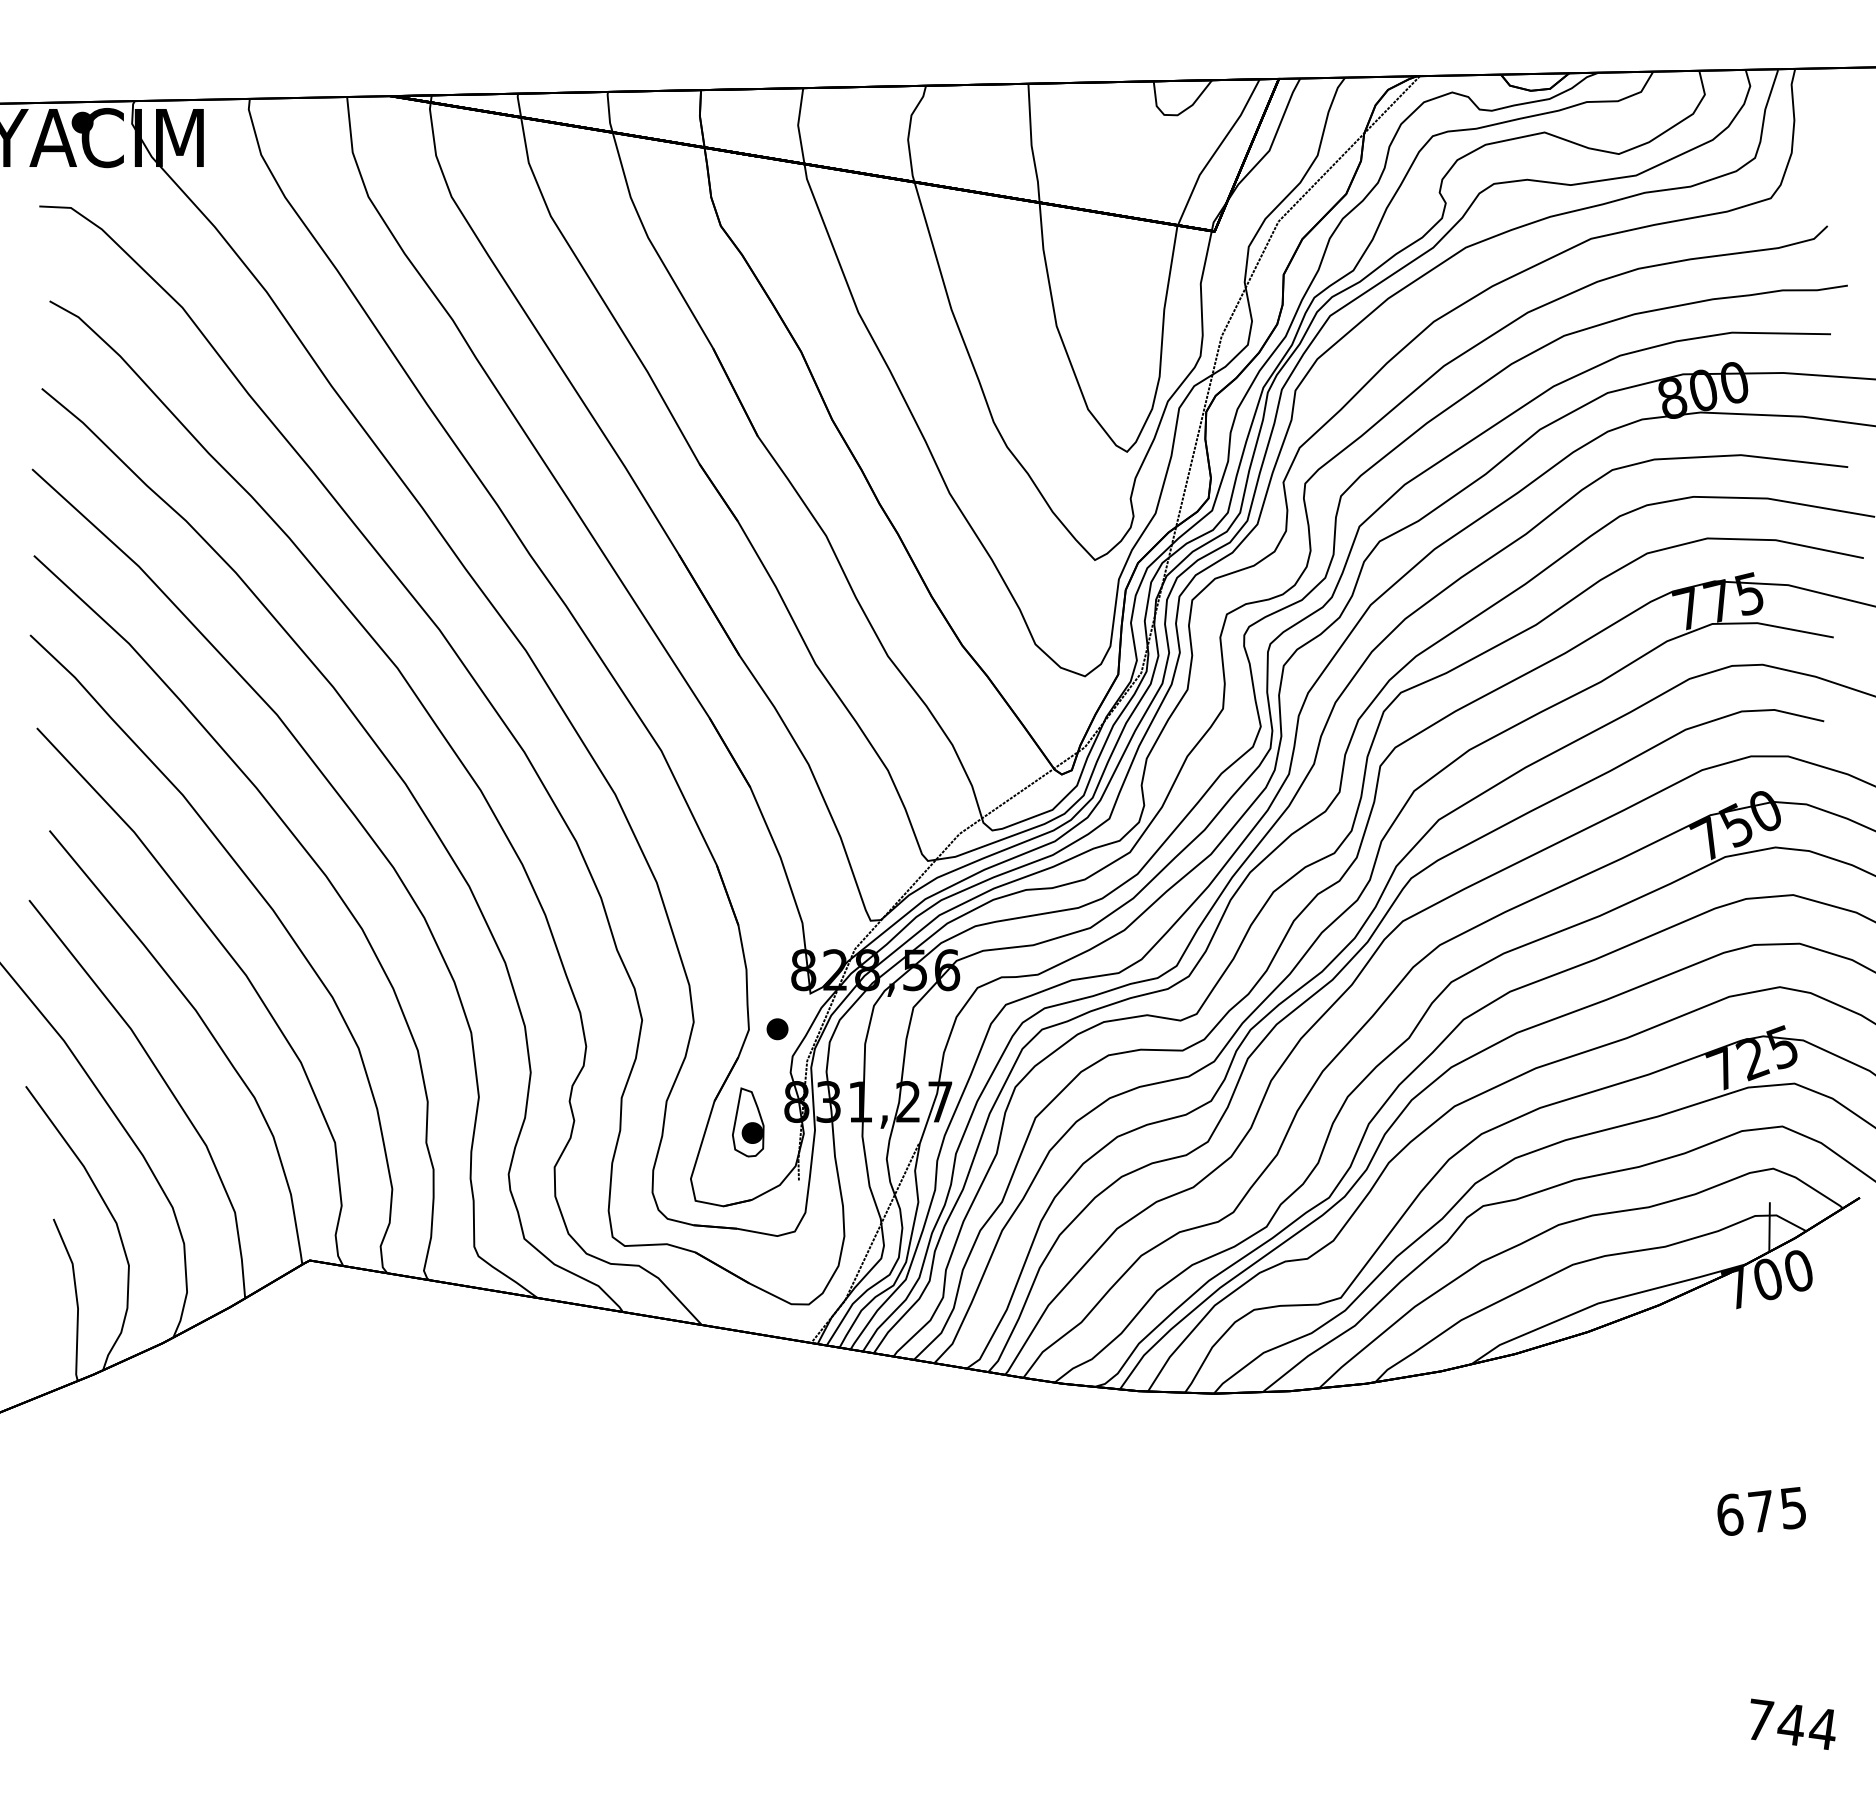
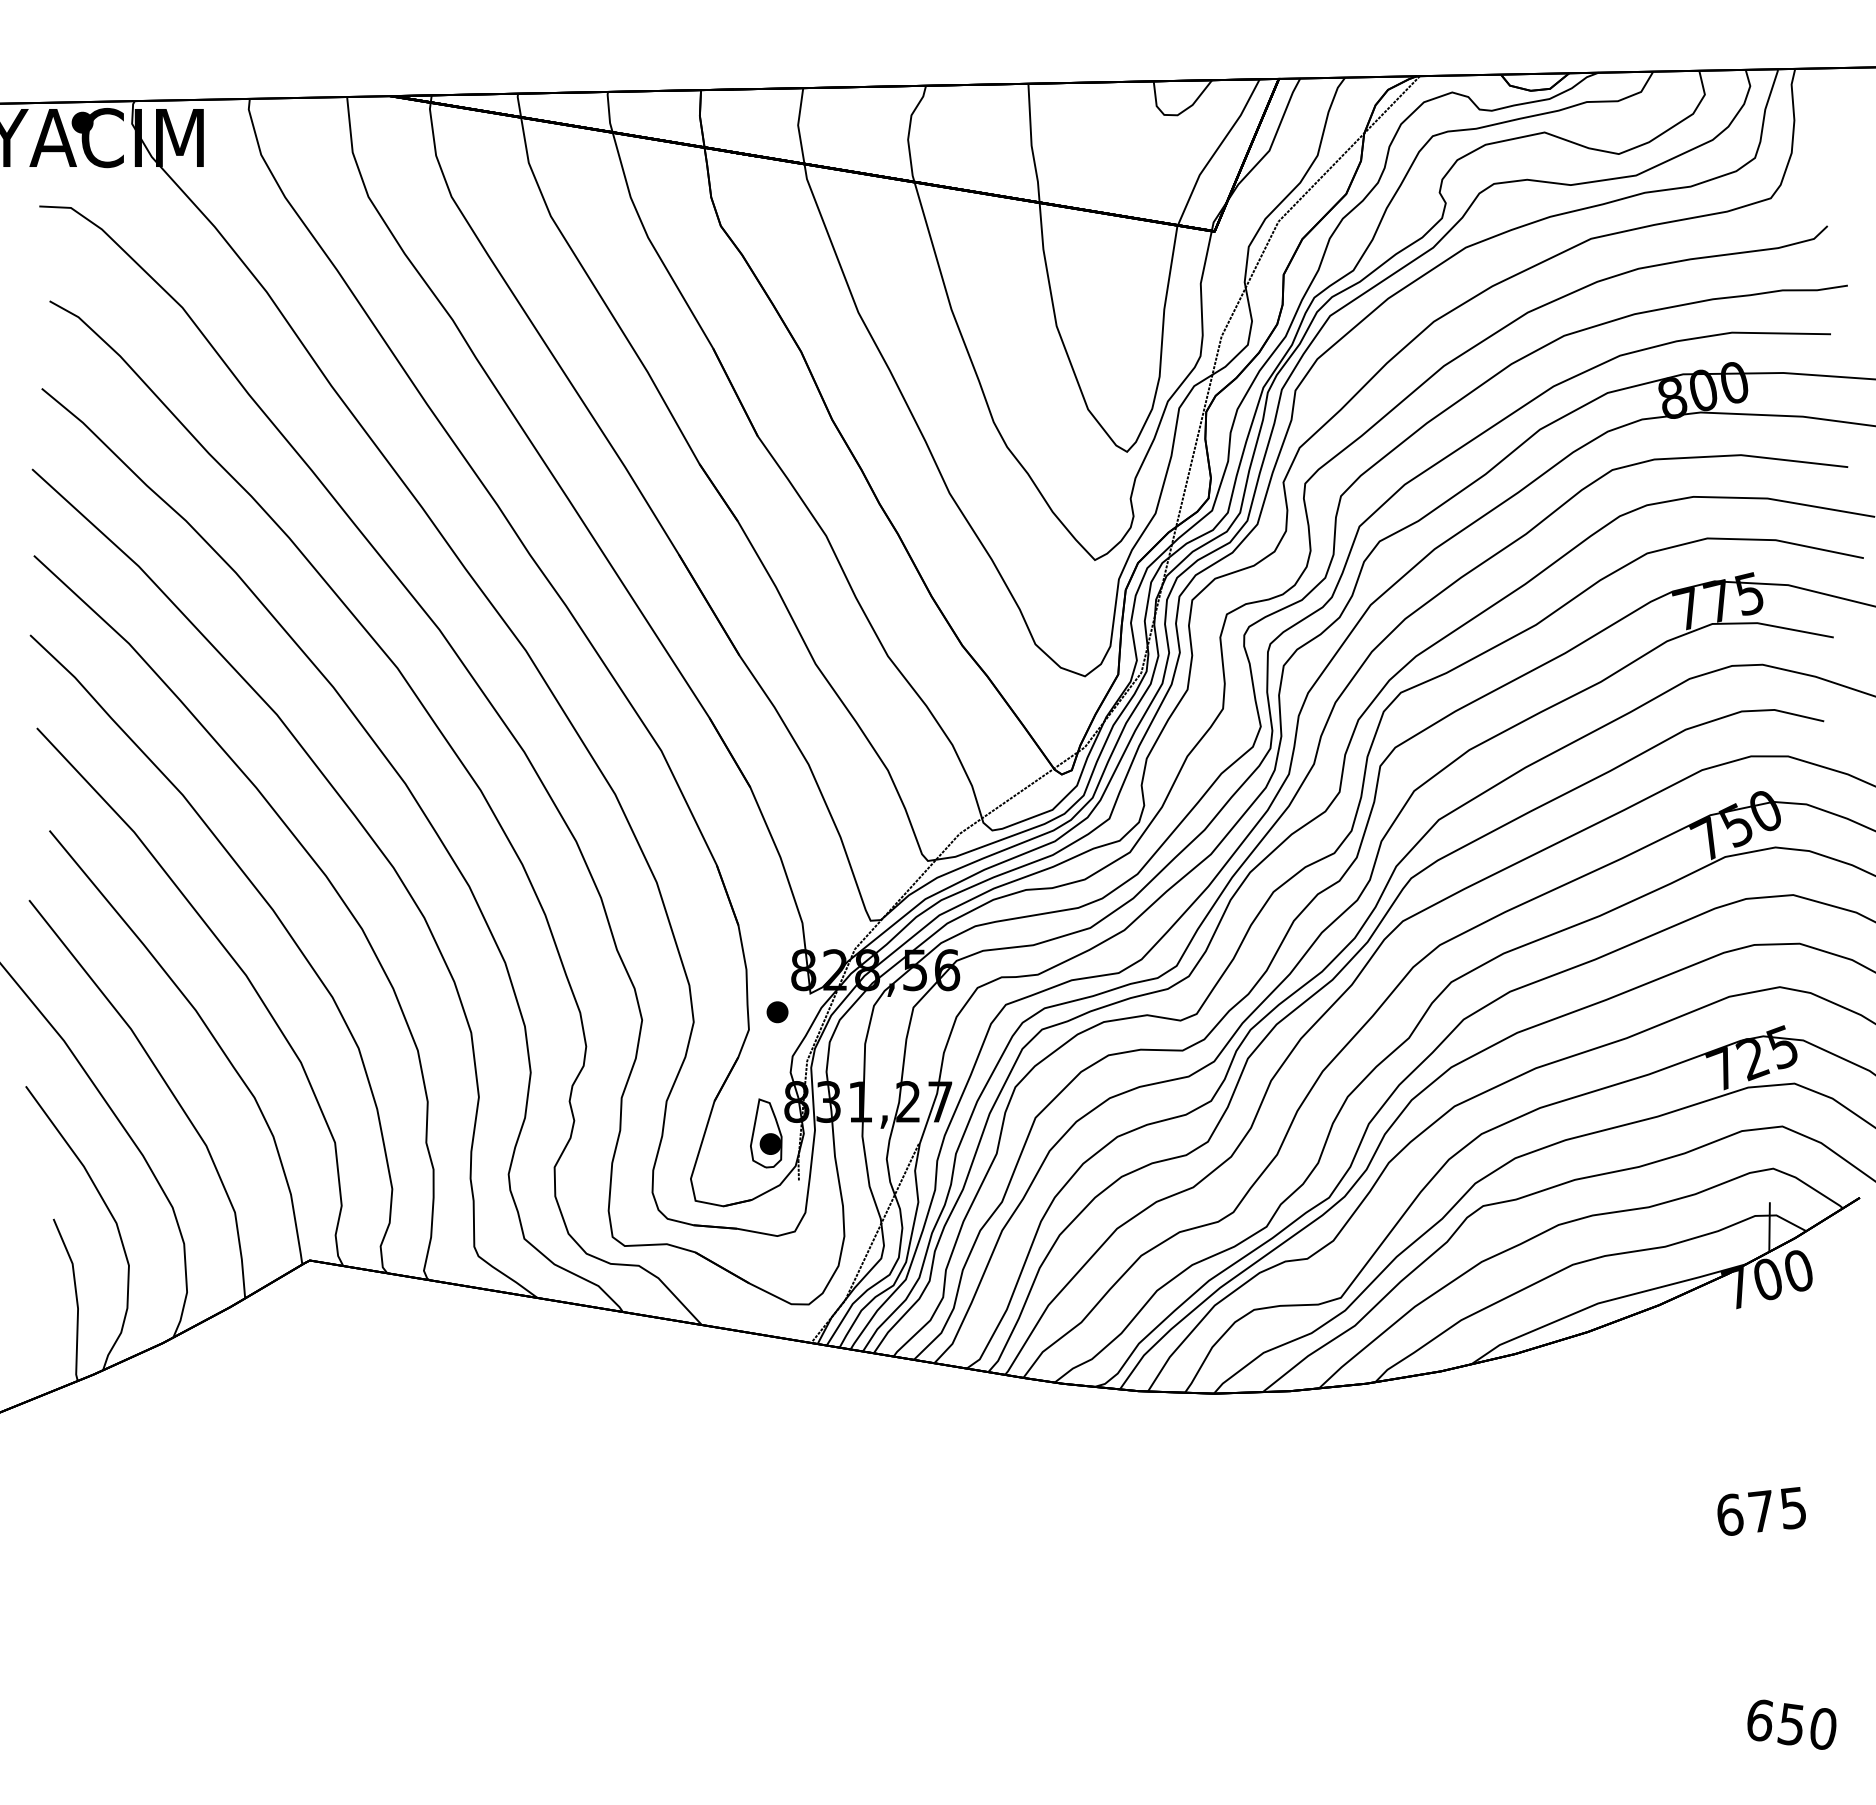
part position: (777, 1029) -> (777, 1012) (777, 1012)
part position: (748, 1122) -> (766, 1133) (766, 1133)
text: 744 -> 650 (1791, 1723)
